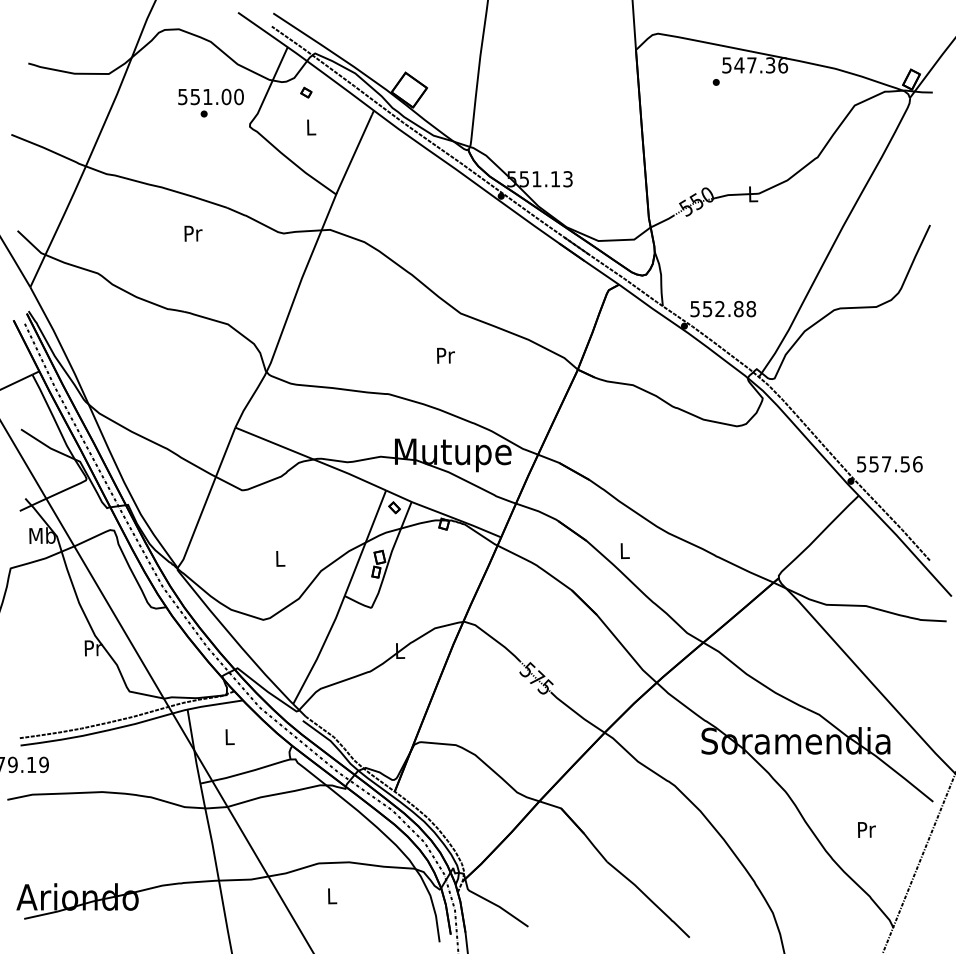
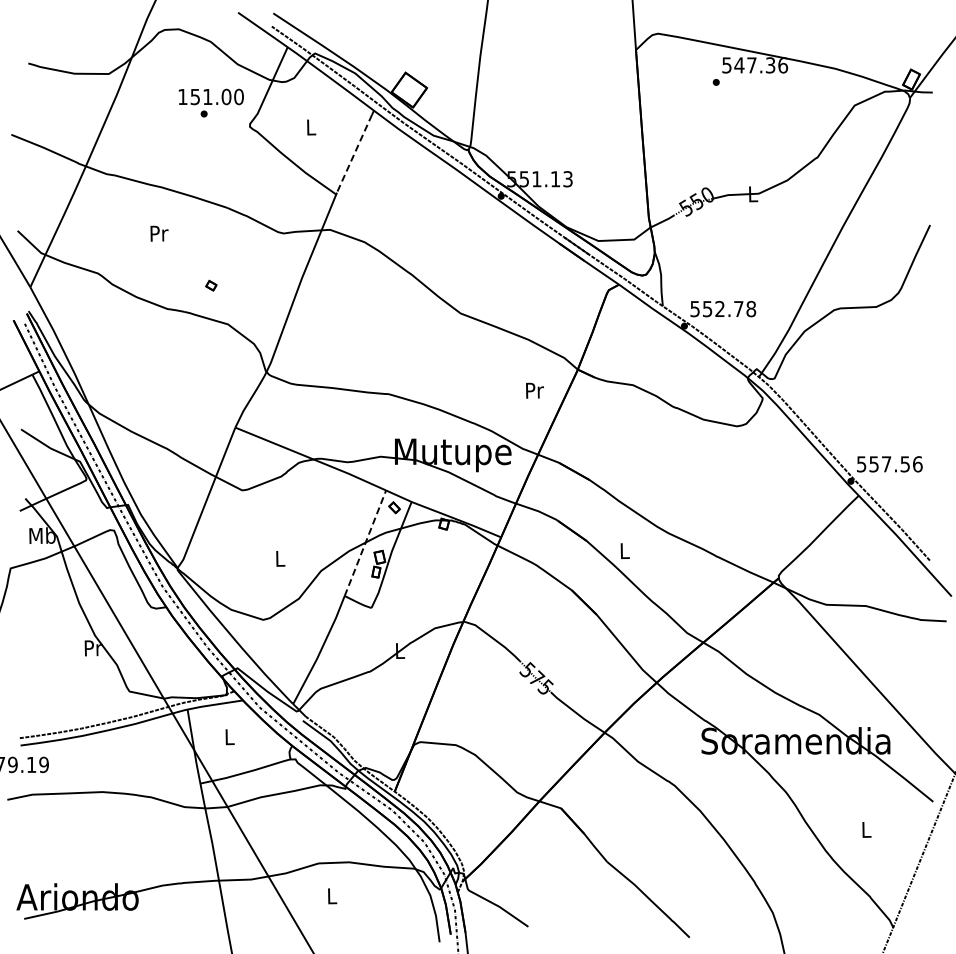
part position: (306, 92) -> (211, 285) (211, 285)
text: 551.00 -> 151.00 (182, 97)
line: solid -> dashed (354, 154)
text position: (193, 233) -> (159, 233) (159, 233)
text: 552.88 -> 552.78 (738, 308)
text position: (445, 355) -> (534, 390) (534, 390)
line: solid -> dashed (365, 543)
text: Pr -> L (866, 829)
